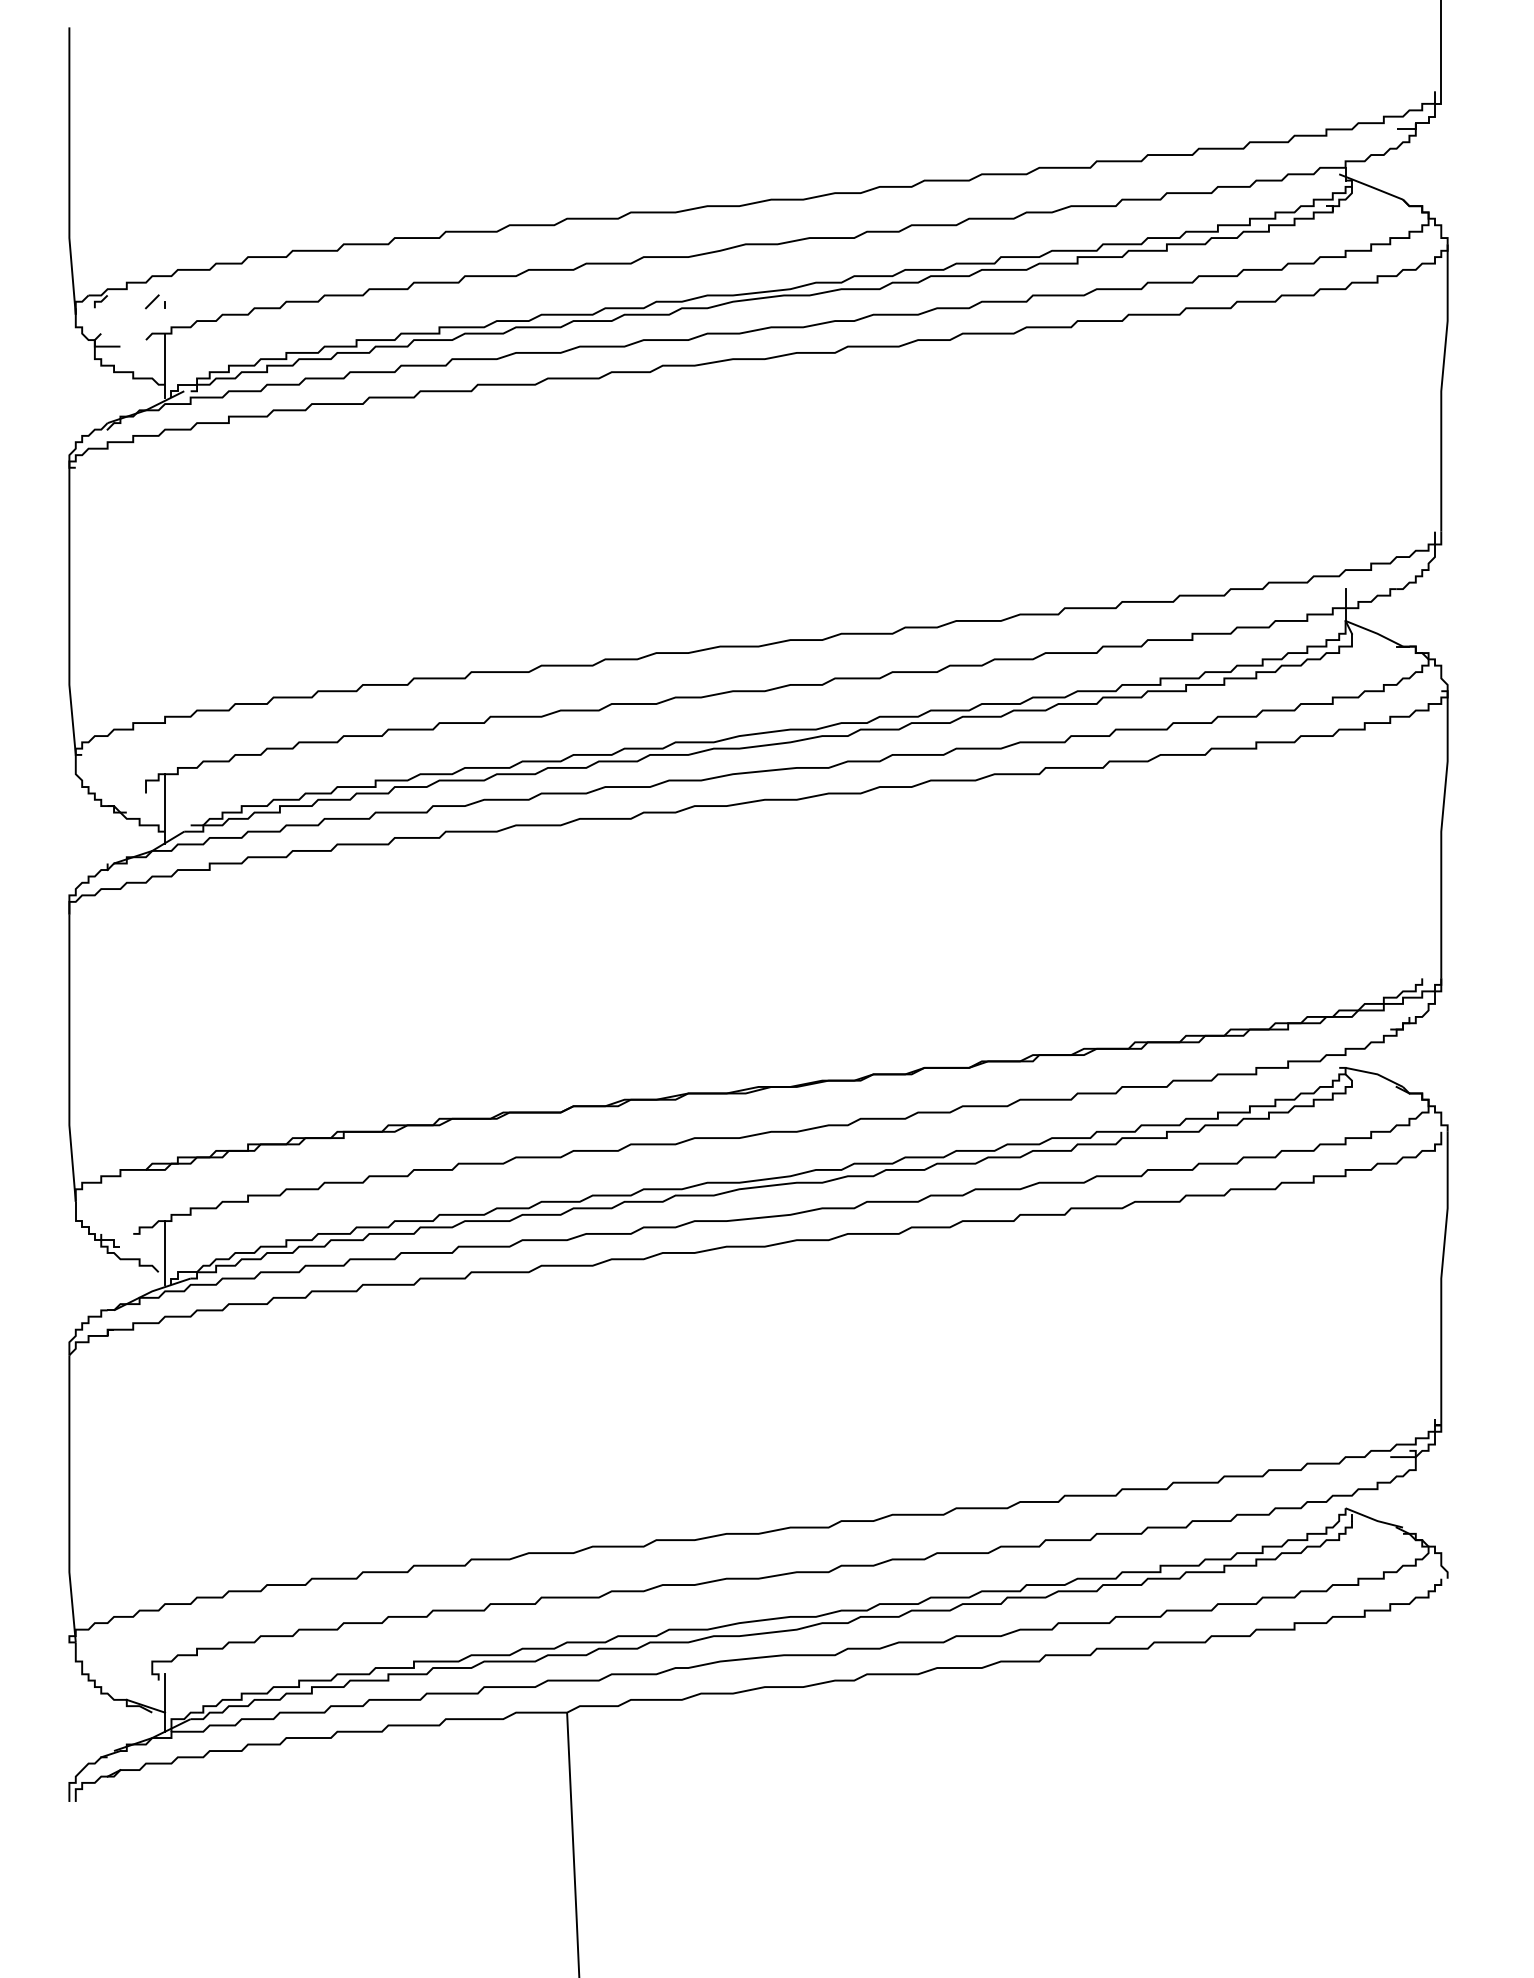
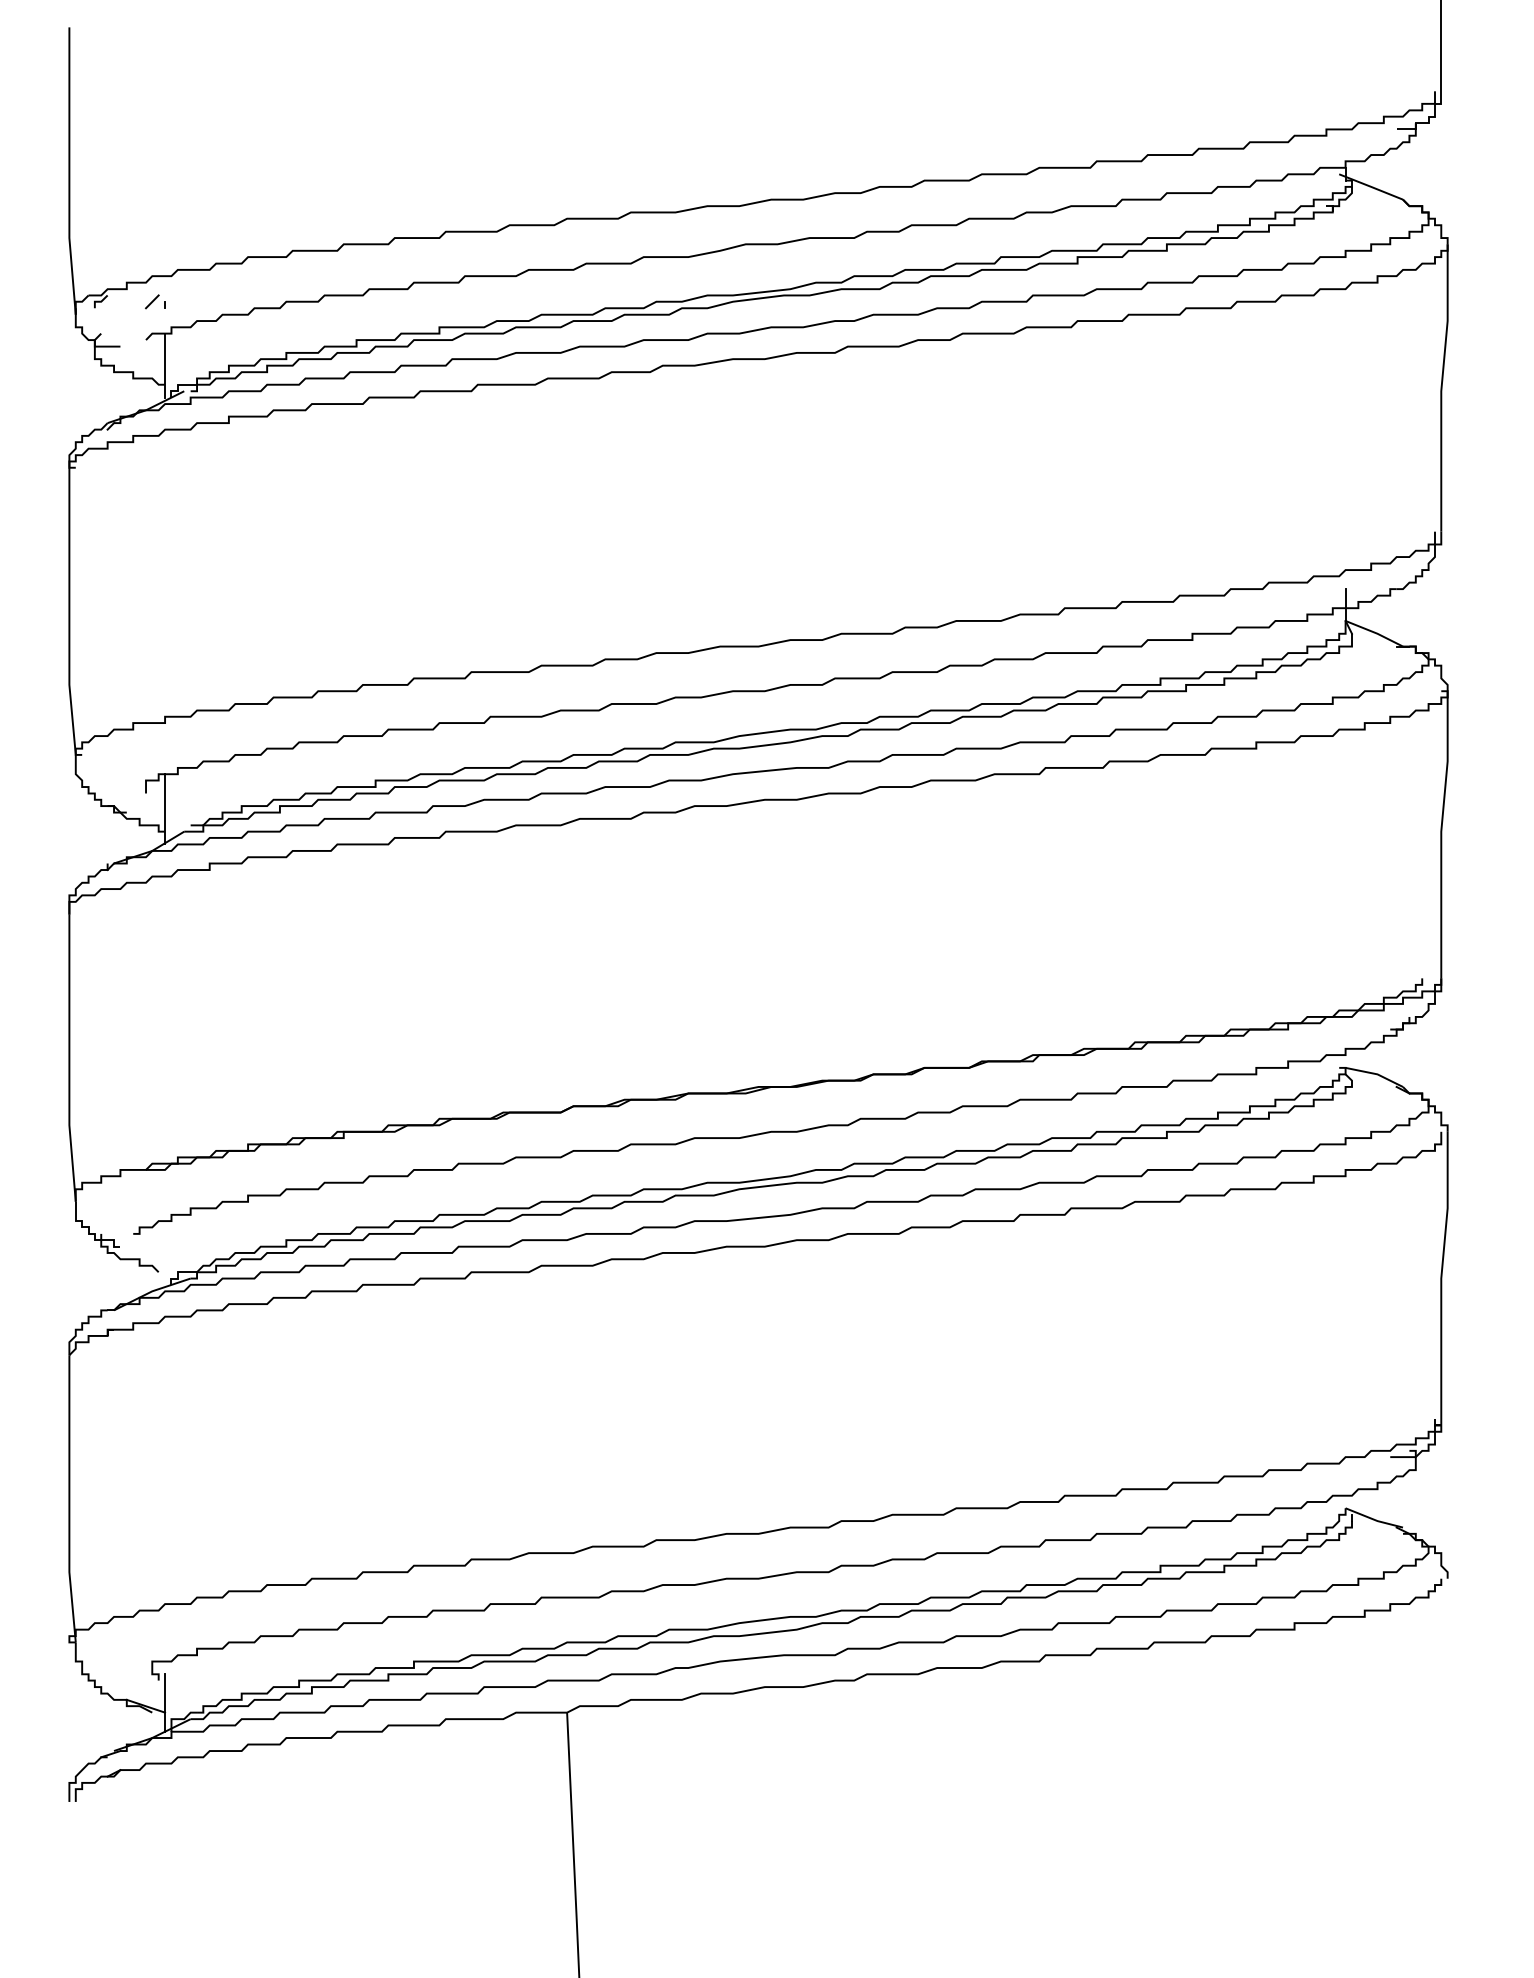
line: present -> none (165, 1252)
